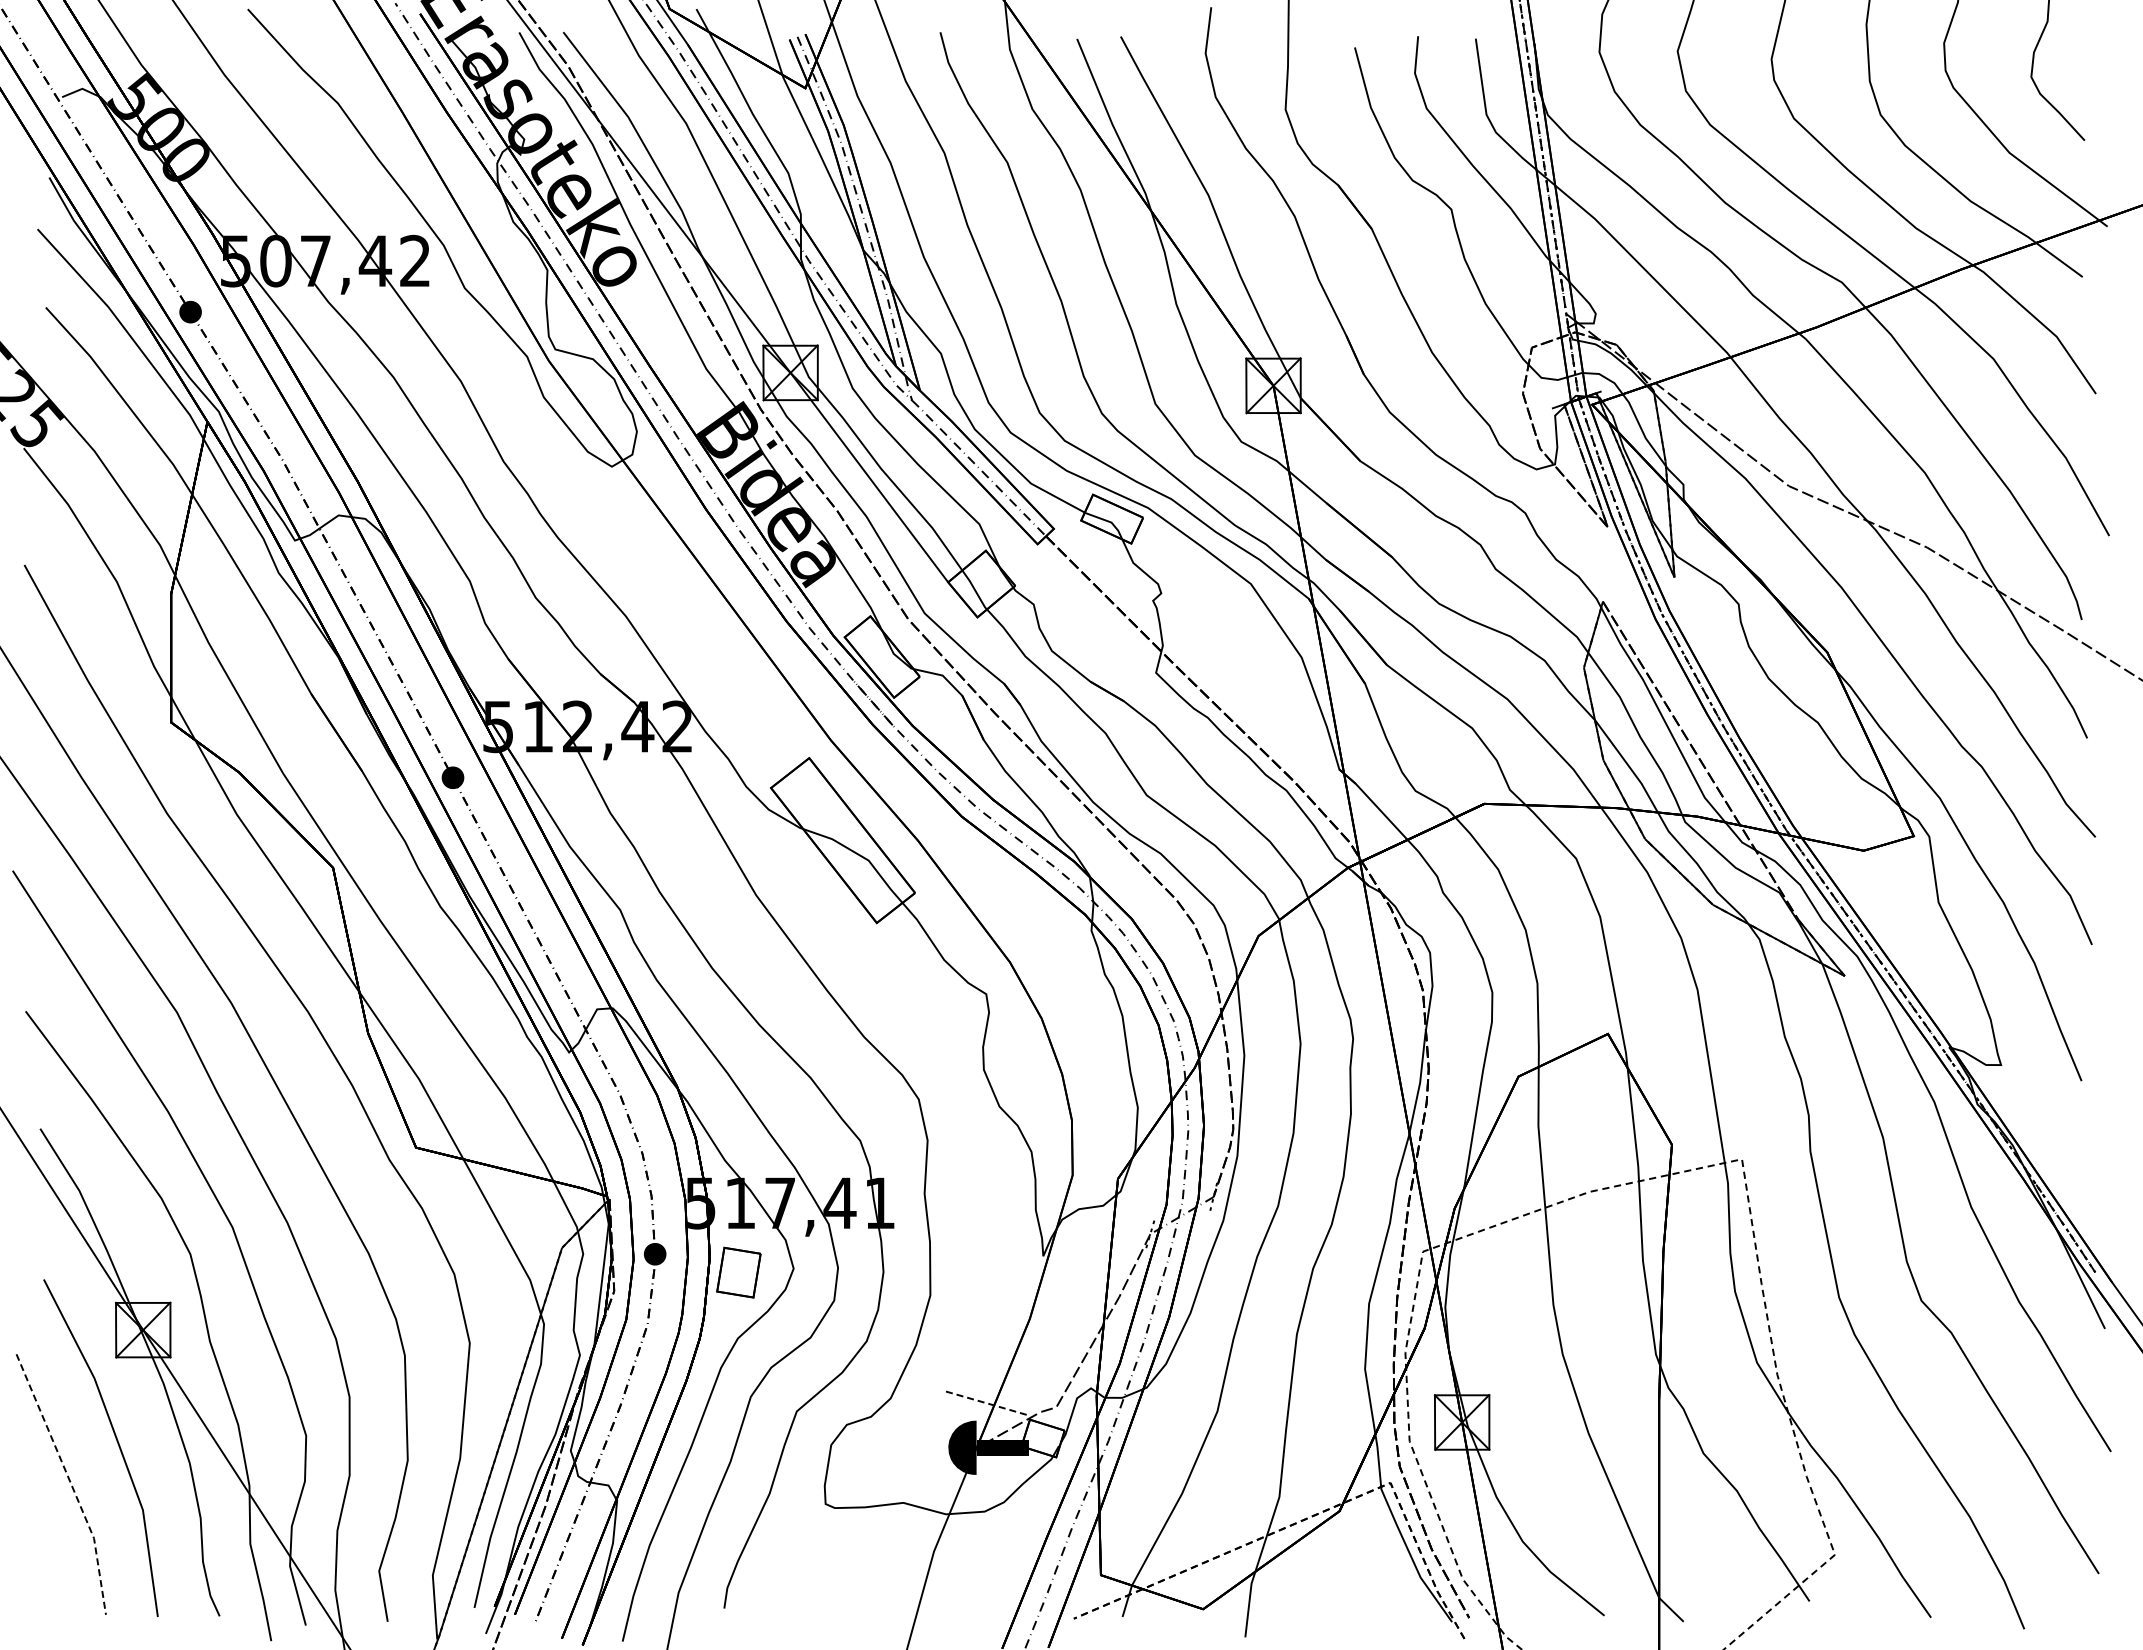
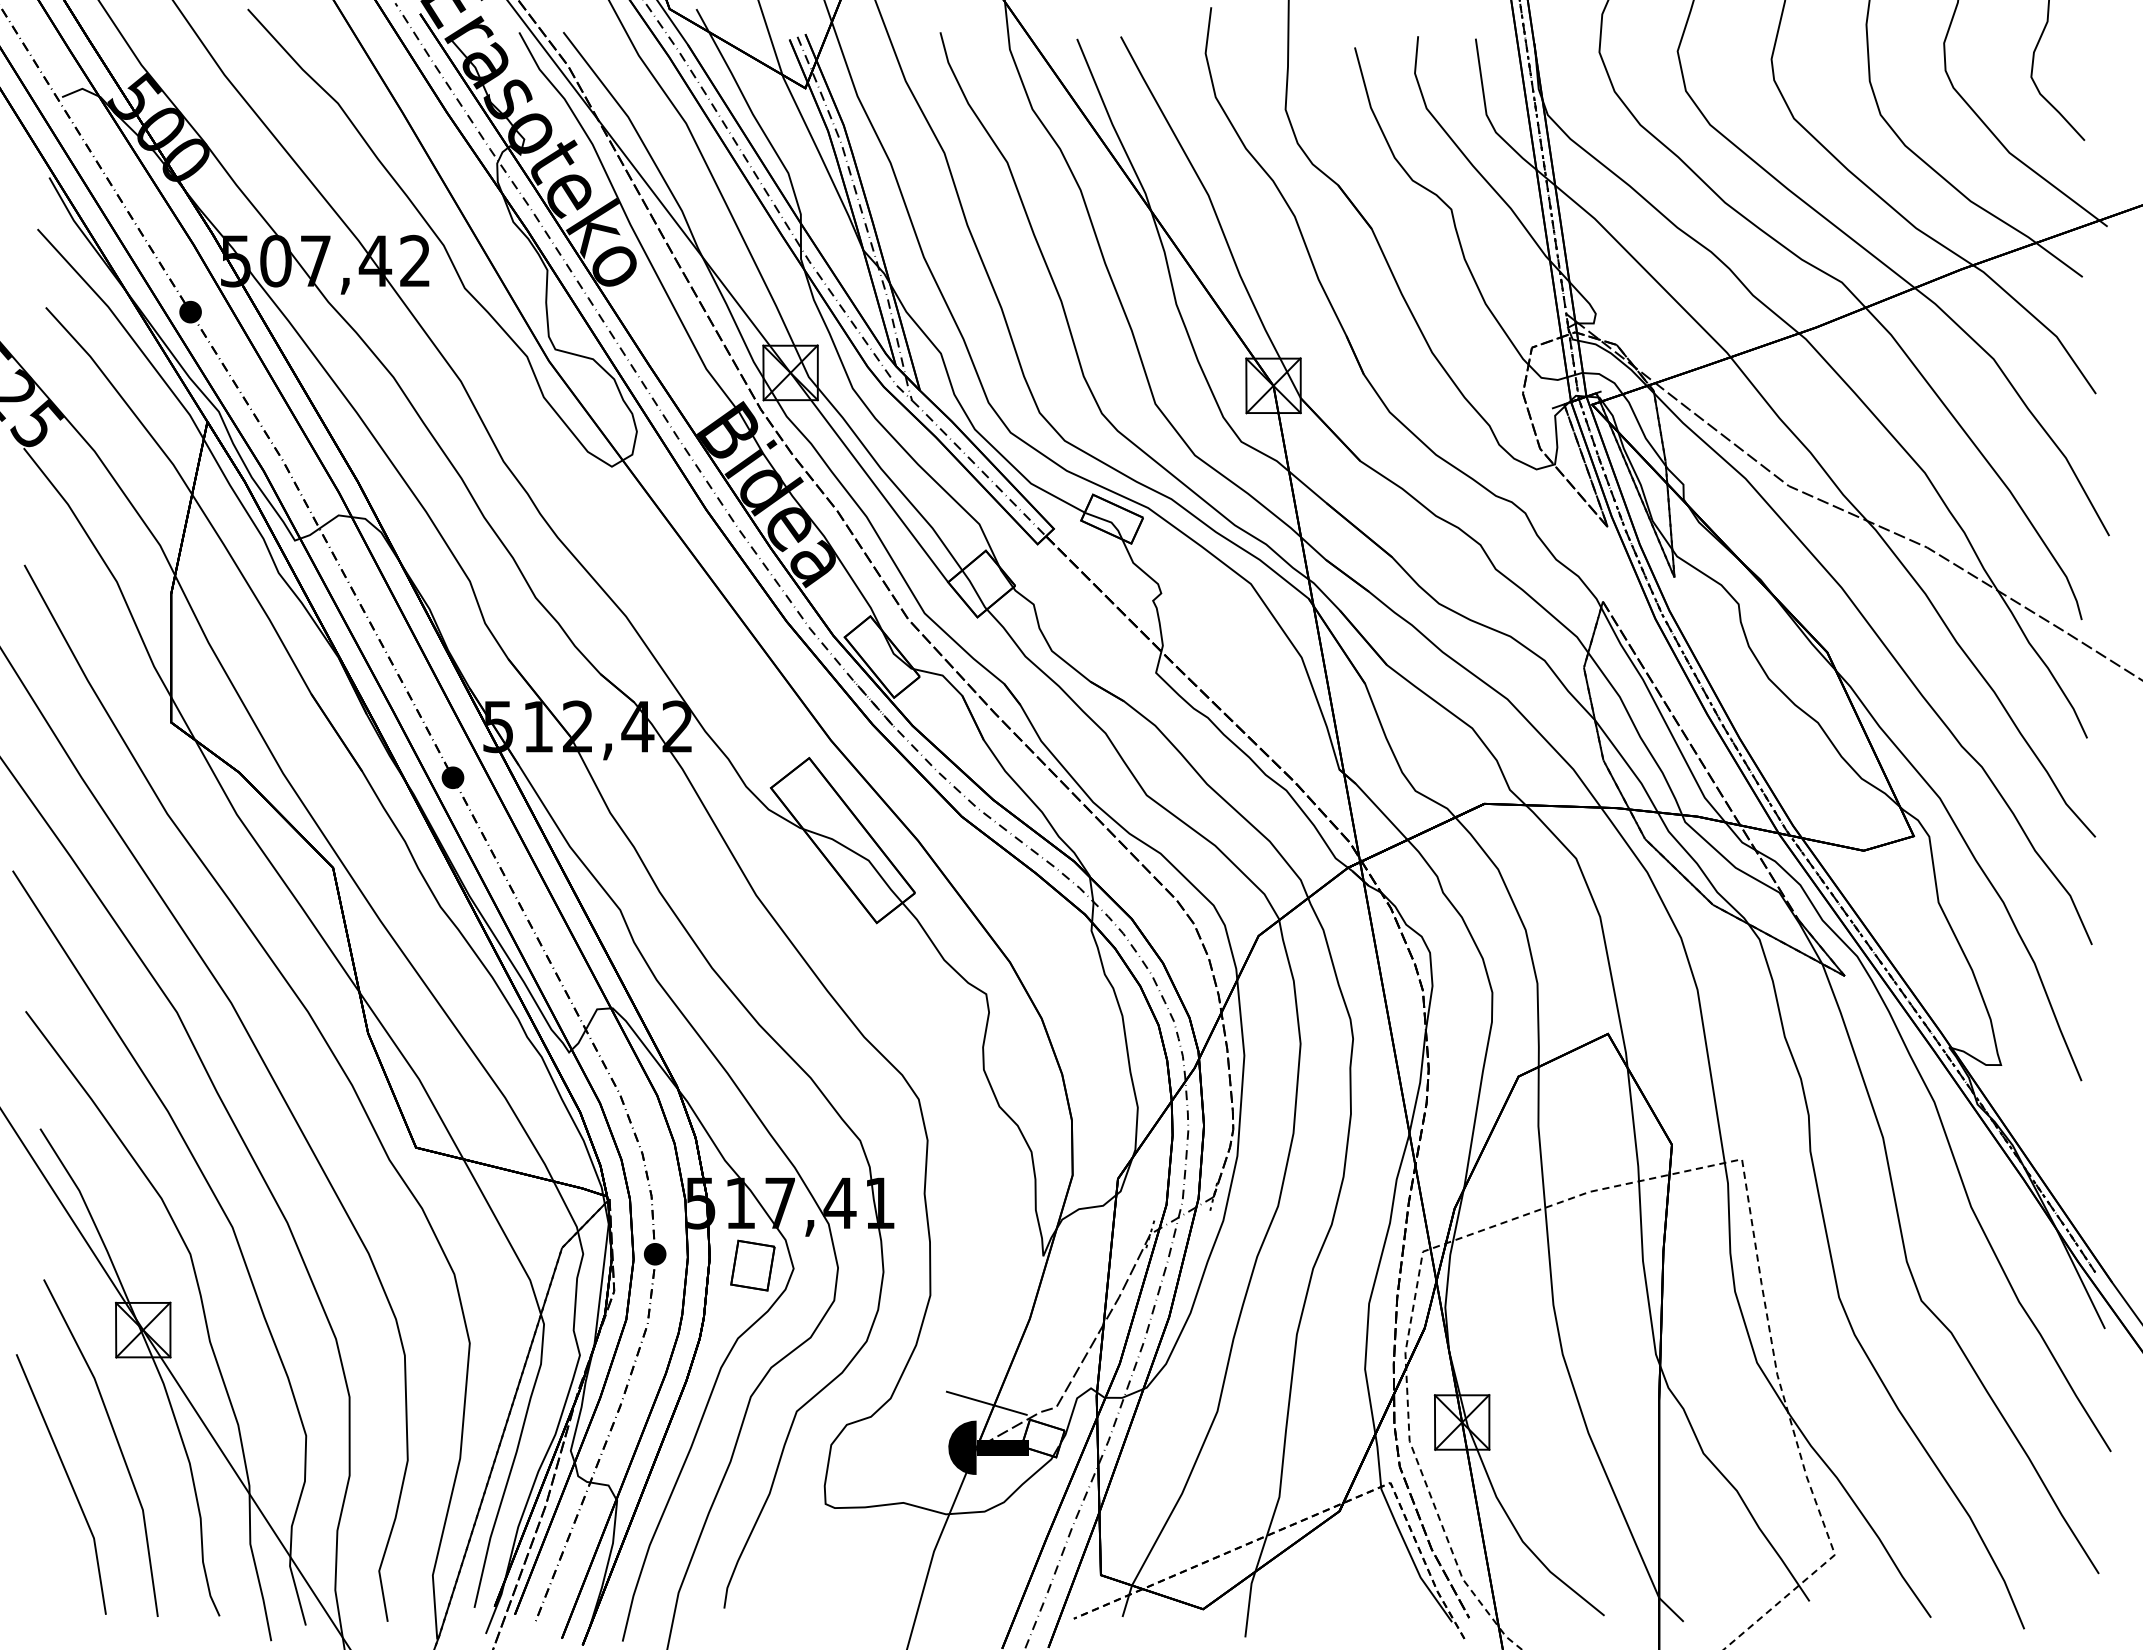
part position: (738, 1272) -> (752, 1265) (752, 1265)
line: dashed -> solid (987, 1403)
line: dashed -> solid (70, 1483)
